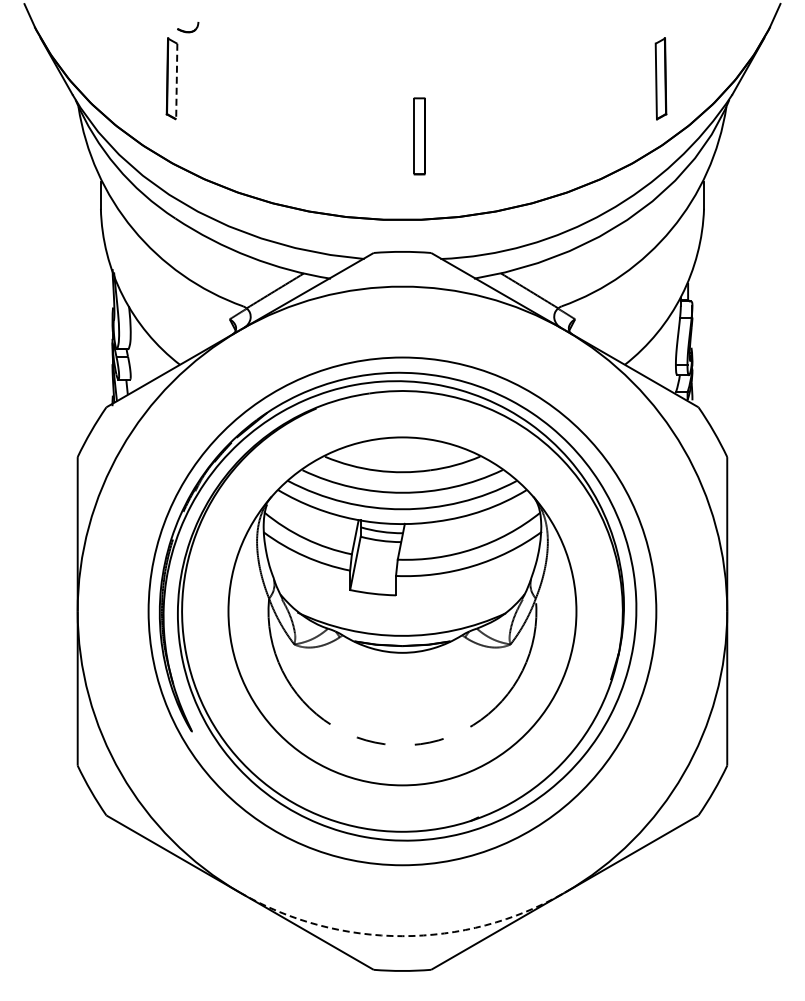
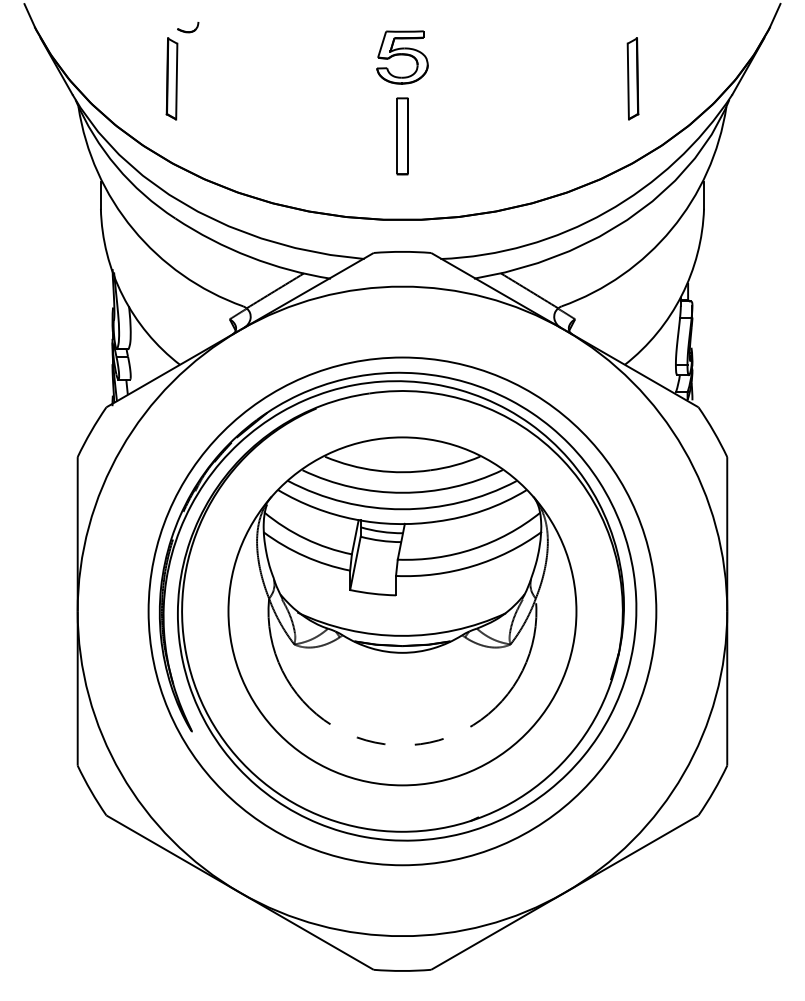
part: none -> present (402, 57)
part position: (660, 78) -> (632, 78) (632, 78)
line: dashed -> solid (176, 81)
part position: (419, 136) -> (402, 136) (402, 136)
arc: dashed -> solid (402, 936)
